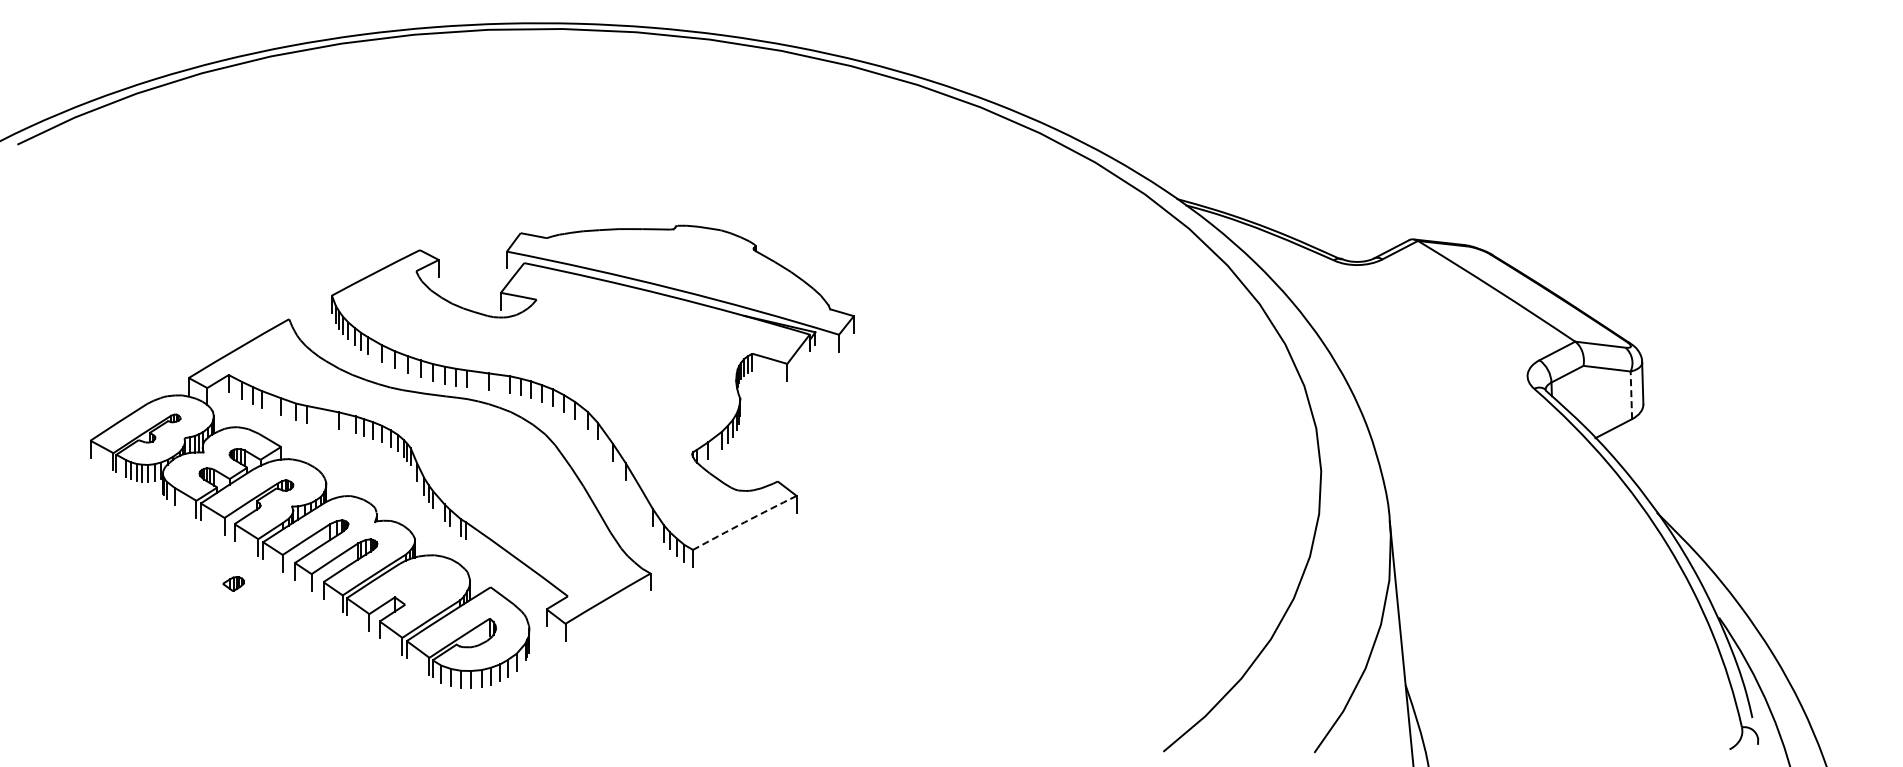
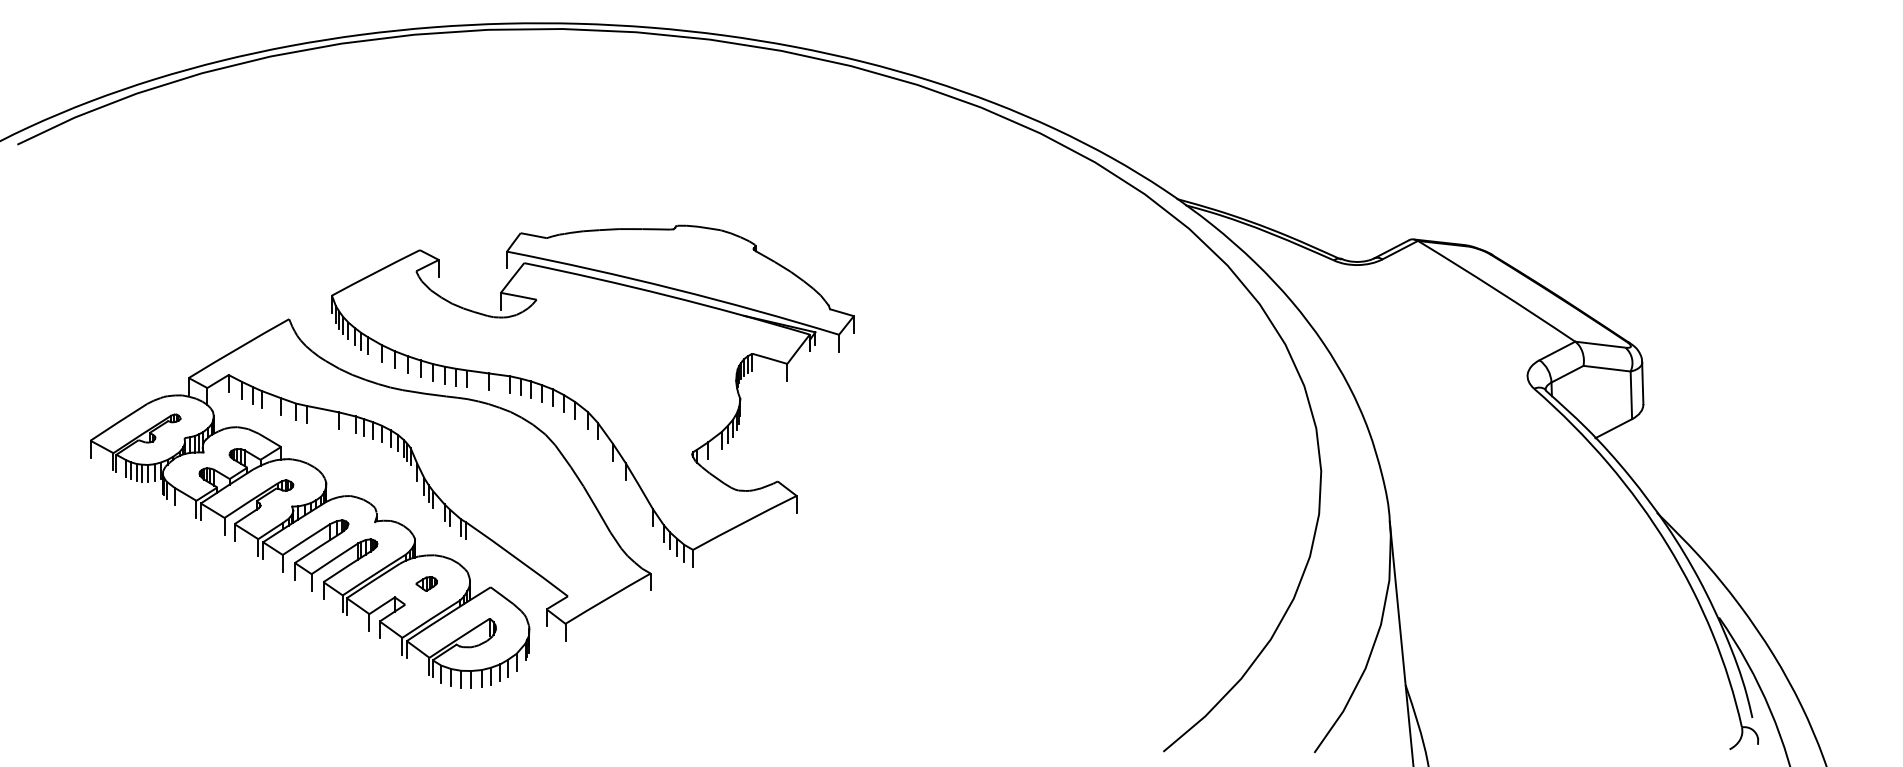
line: dashed -> solid (1631, 395)
arc: dashed -> solid (744, 522)
part position: (233, 583) -> (426, 583) (426, 583)
